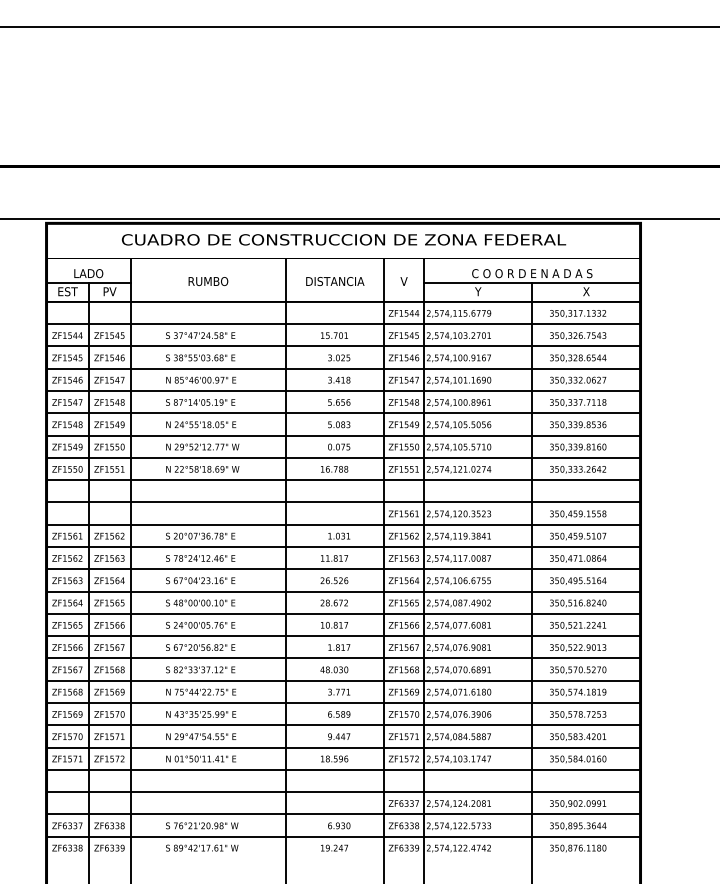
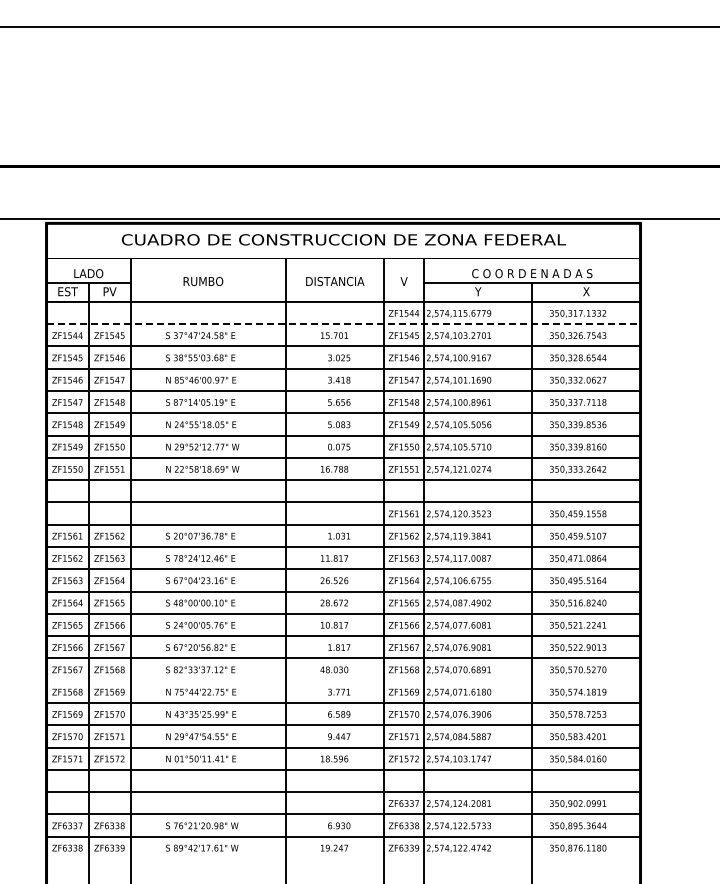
text position: (208, 281) -> (203, 281) (203, 281)
line: solid -> dashed (343, 324)
line: present -> none (343, 680)
